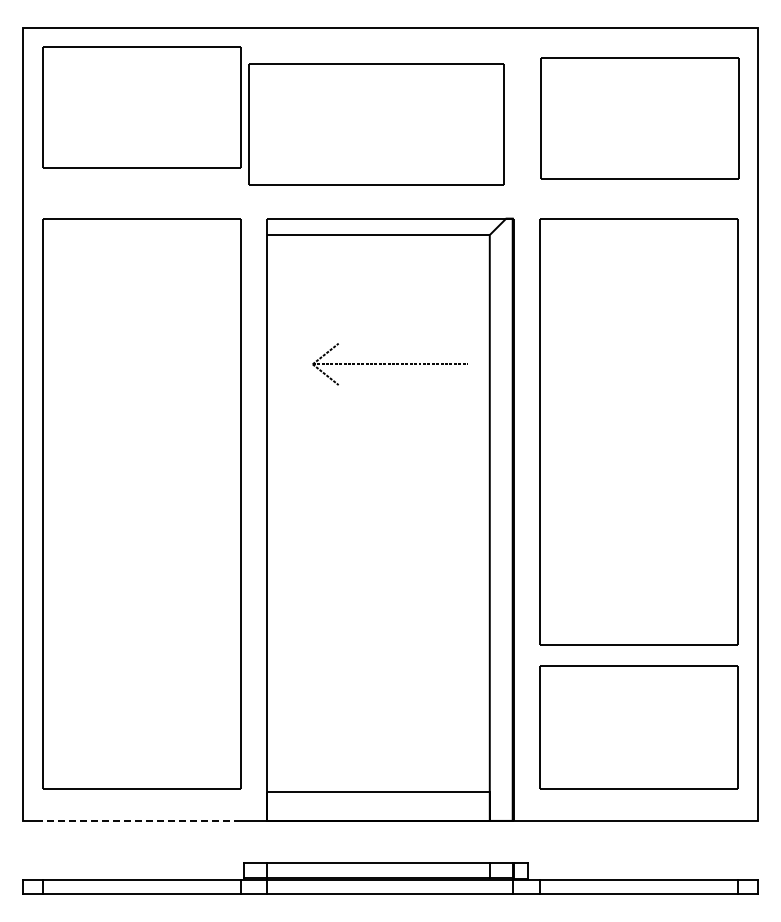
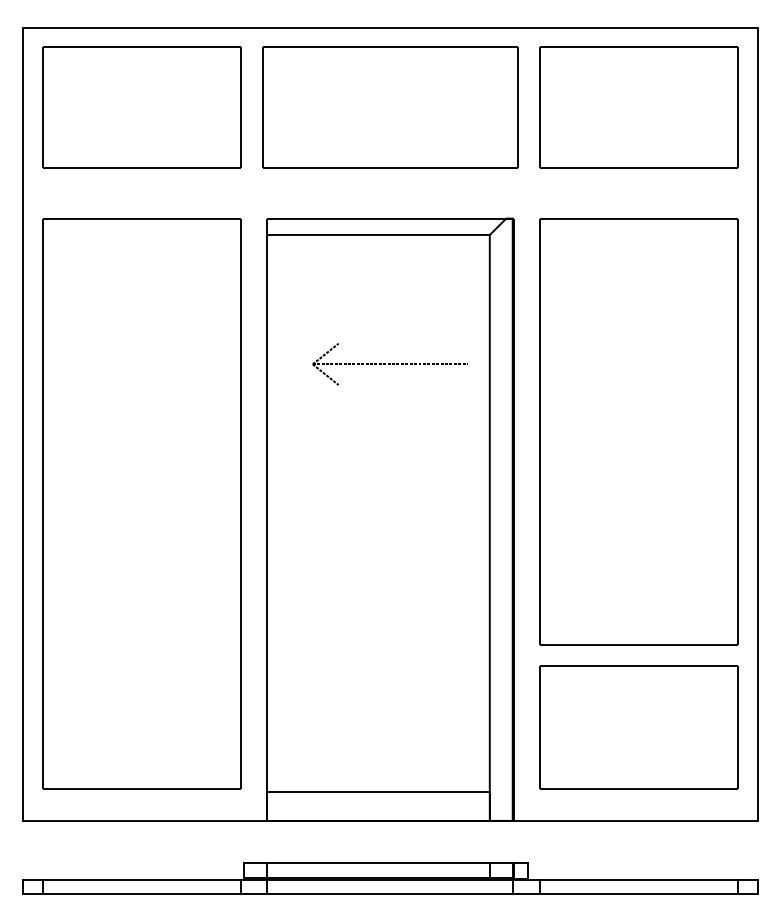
part position: (639, 118) -> (638, 107) (638, 107)
part position: (376, 124) -> (390, 107) (390, 107)
line: dashed -> solid (141, 820)
